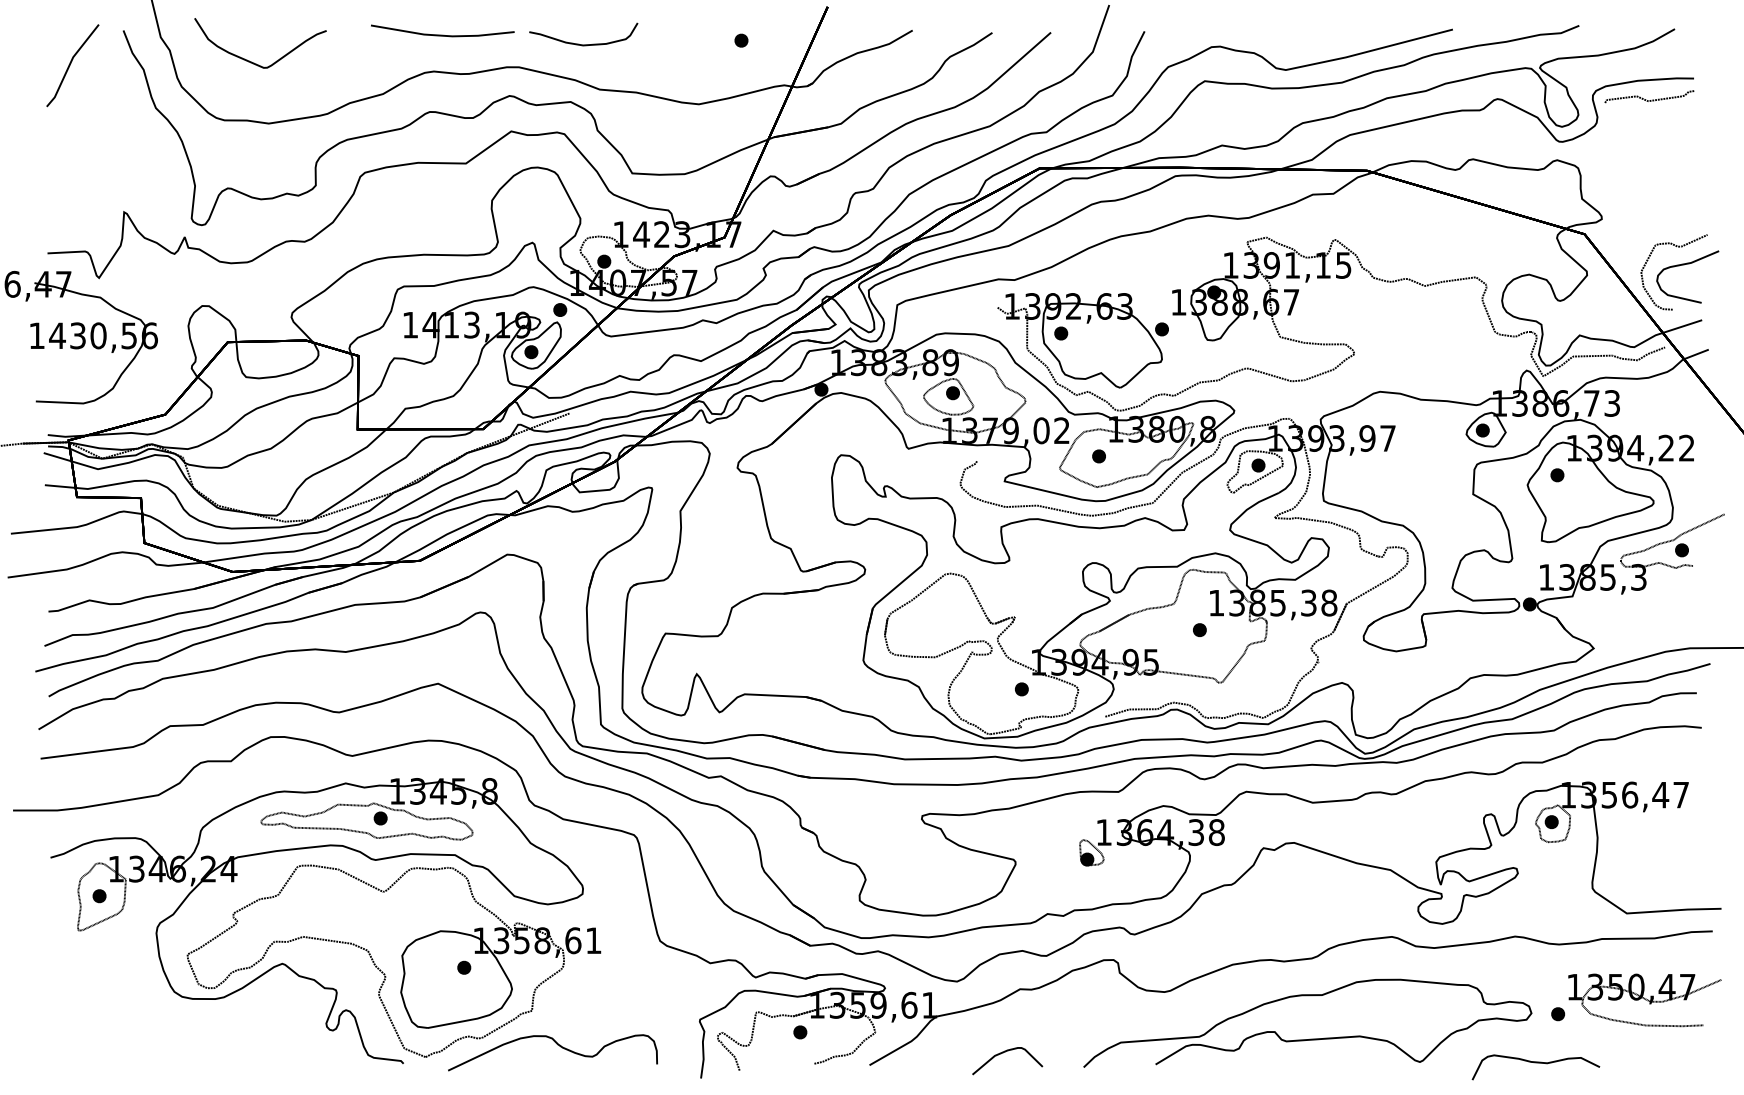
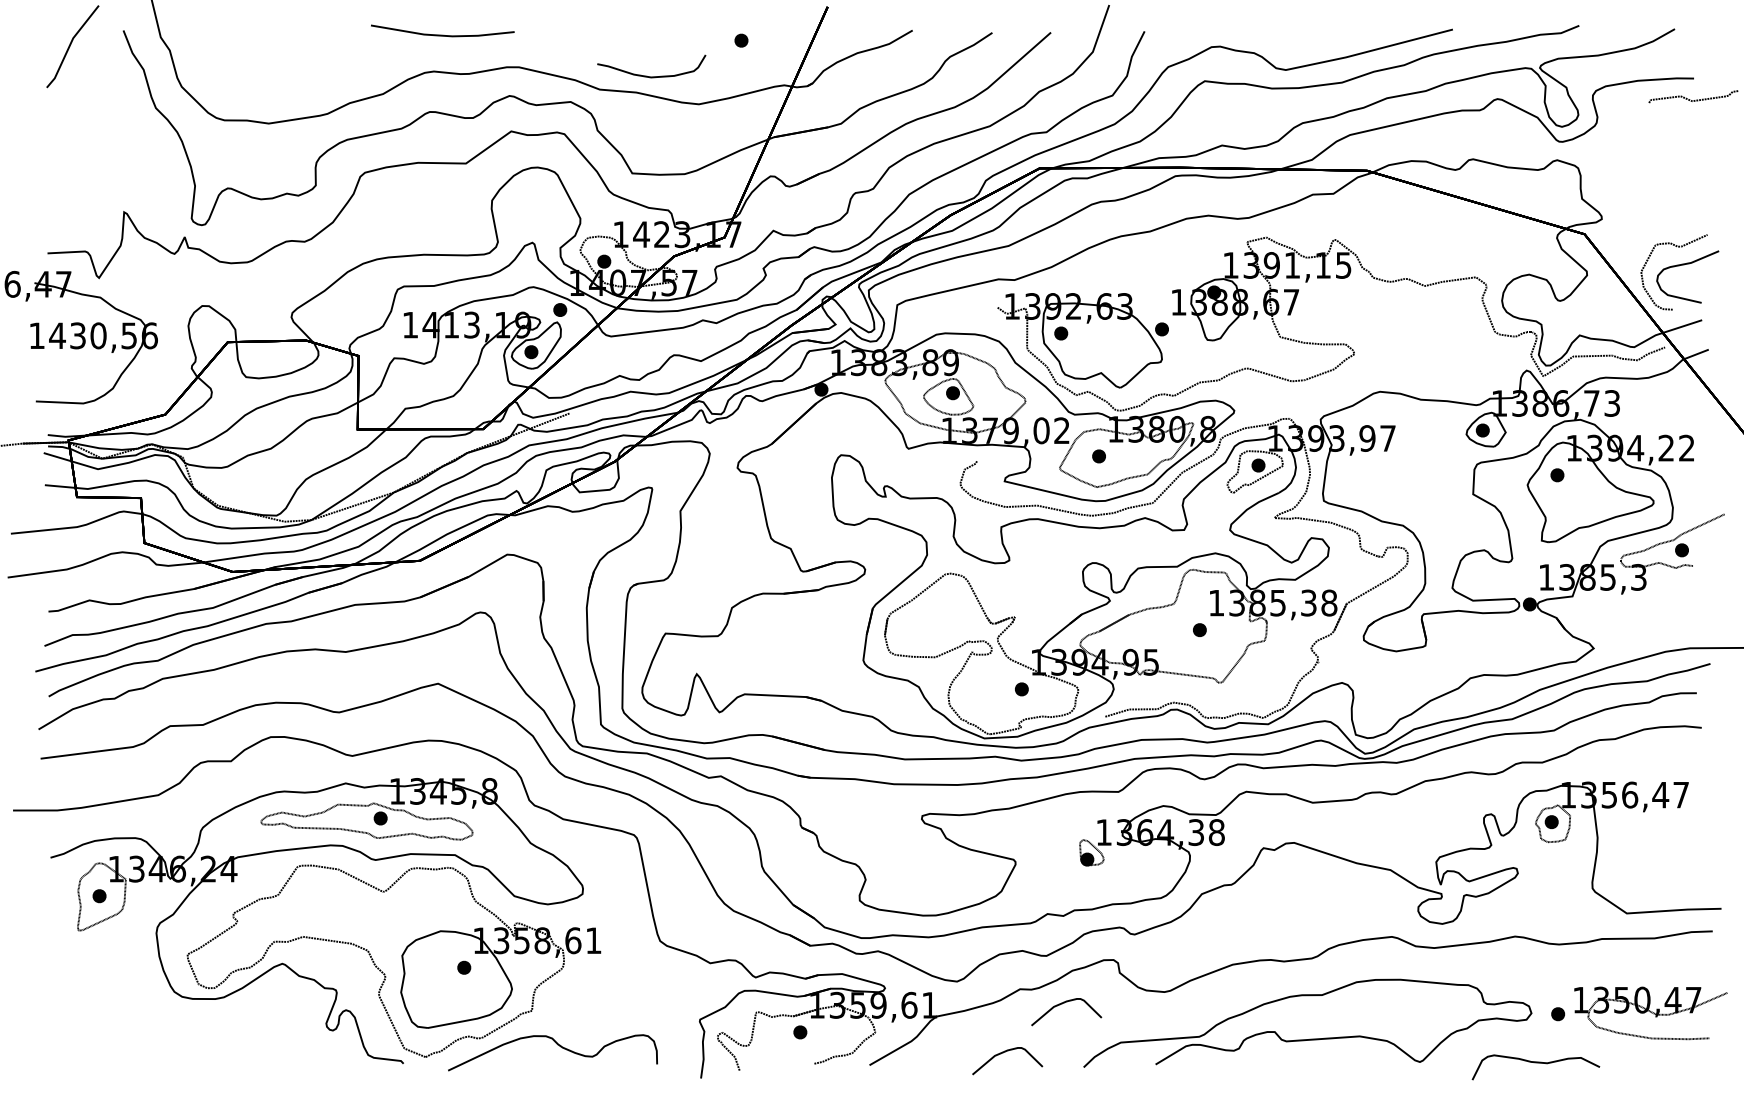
curve position: (583, 44) -> (651, 76) (651, 76)
curve: present -> none (254, 62)
line position: (70, 65) -> (70, 46) (70, 46)
curve position: (1649, 100) -> (1693, 100) (1693, 100)
part position: (1644, 1000) -> (1650, 1013) (1650, 1013)
curve: none -> present (1062, 1004)
